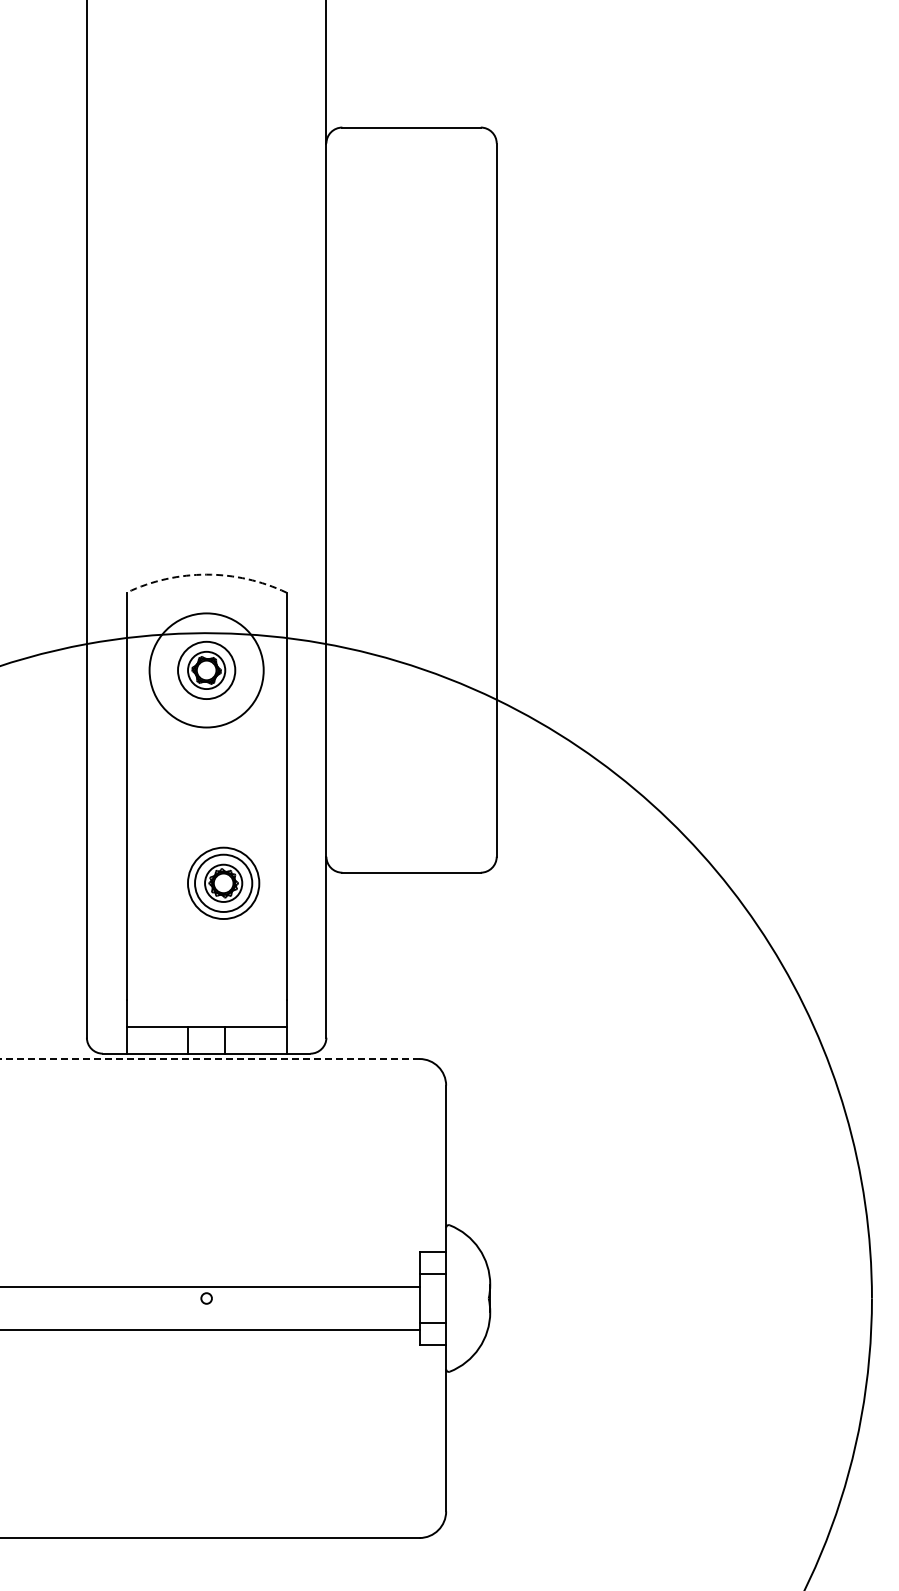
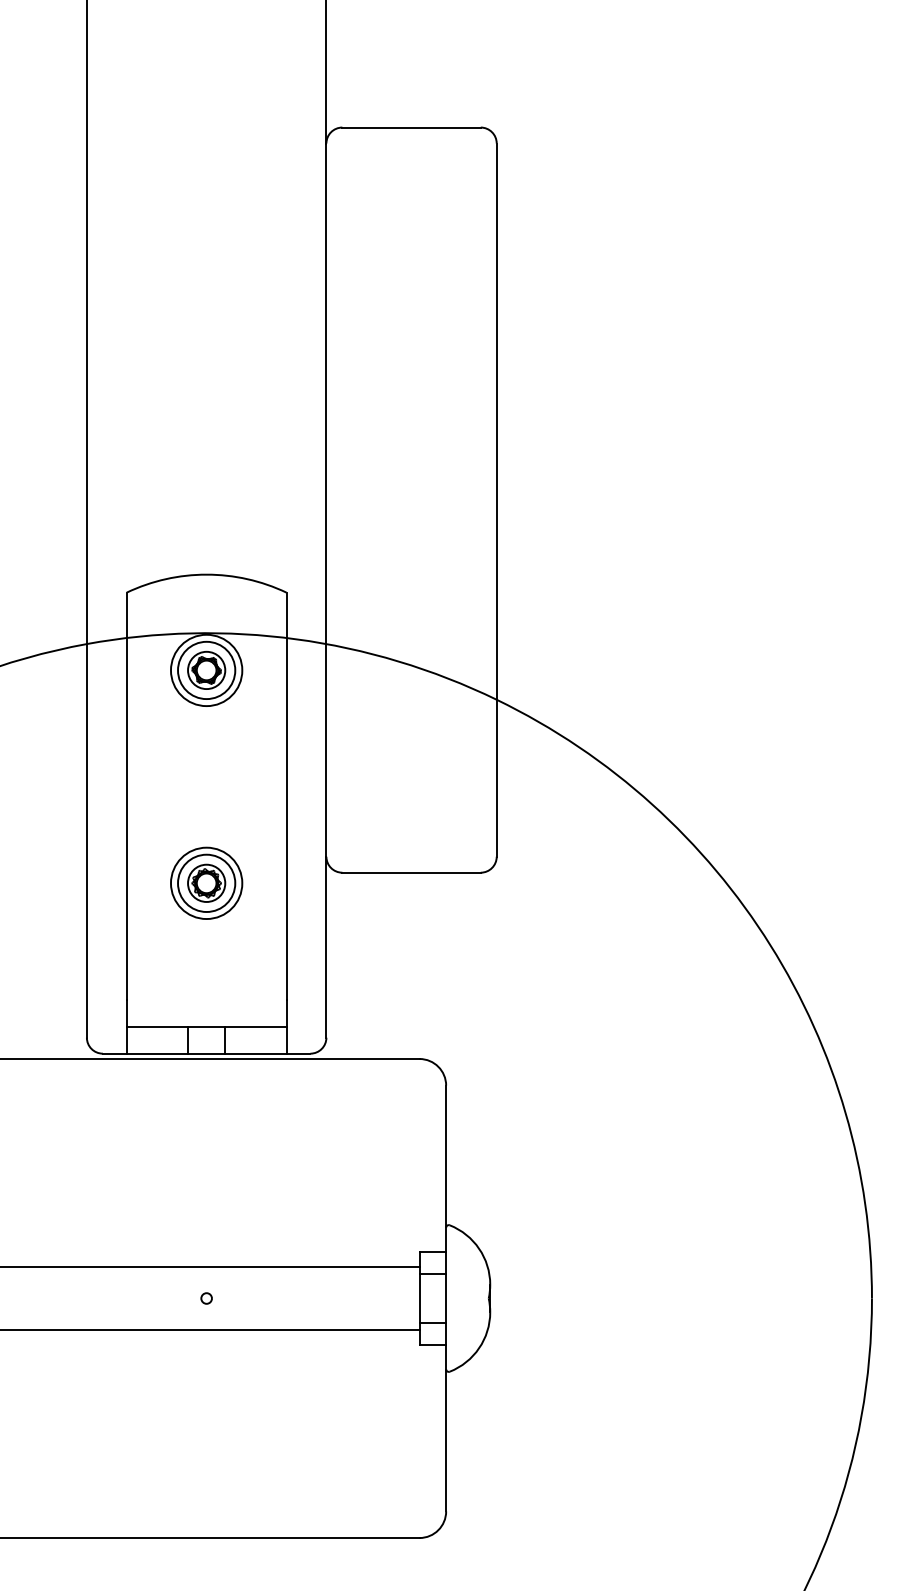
arc: dashed -> solid (206, 574)
circle diameter: 114 px -> 71 px (206, 670)
part position: (223, 882) -> (206, 882) (206, 882)
line: dashed -> solid (209, 1059)
line position: (210, 1286) -> (210, 1266) (210, 1266)
